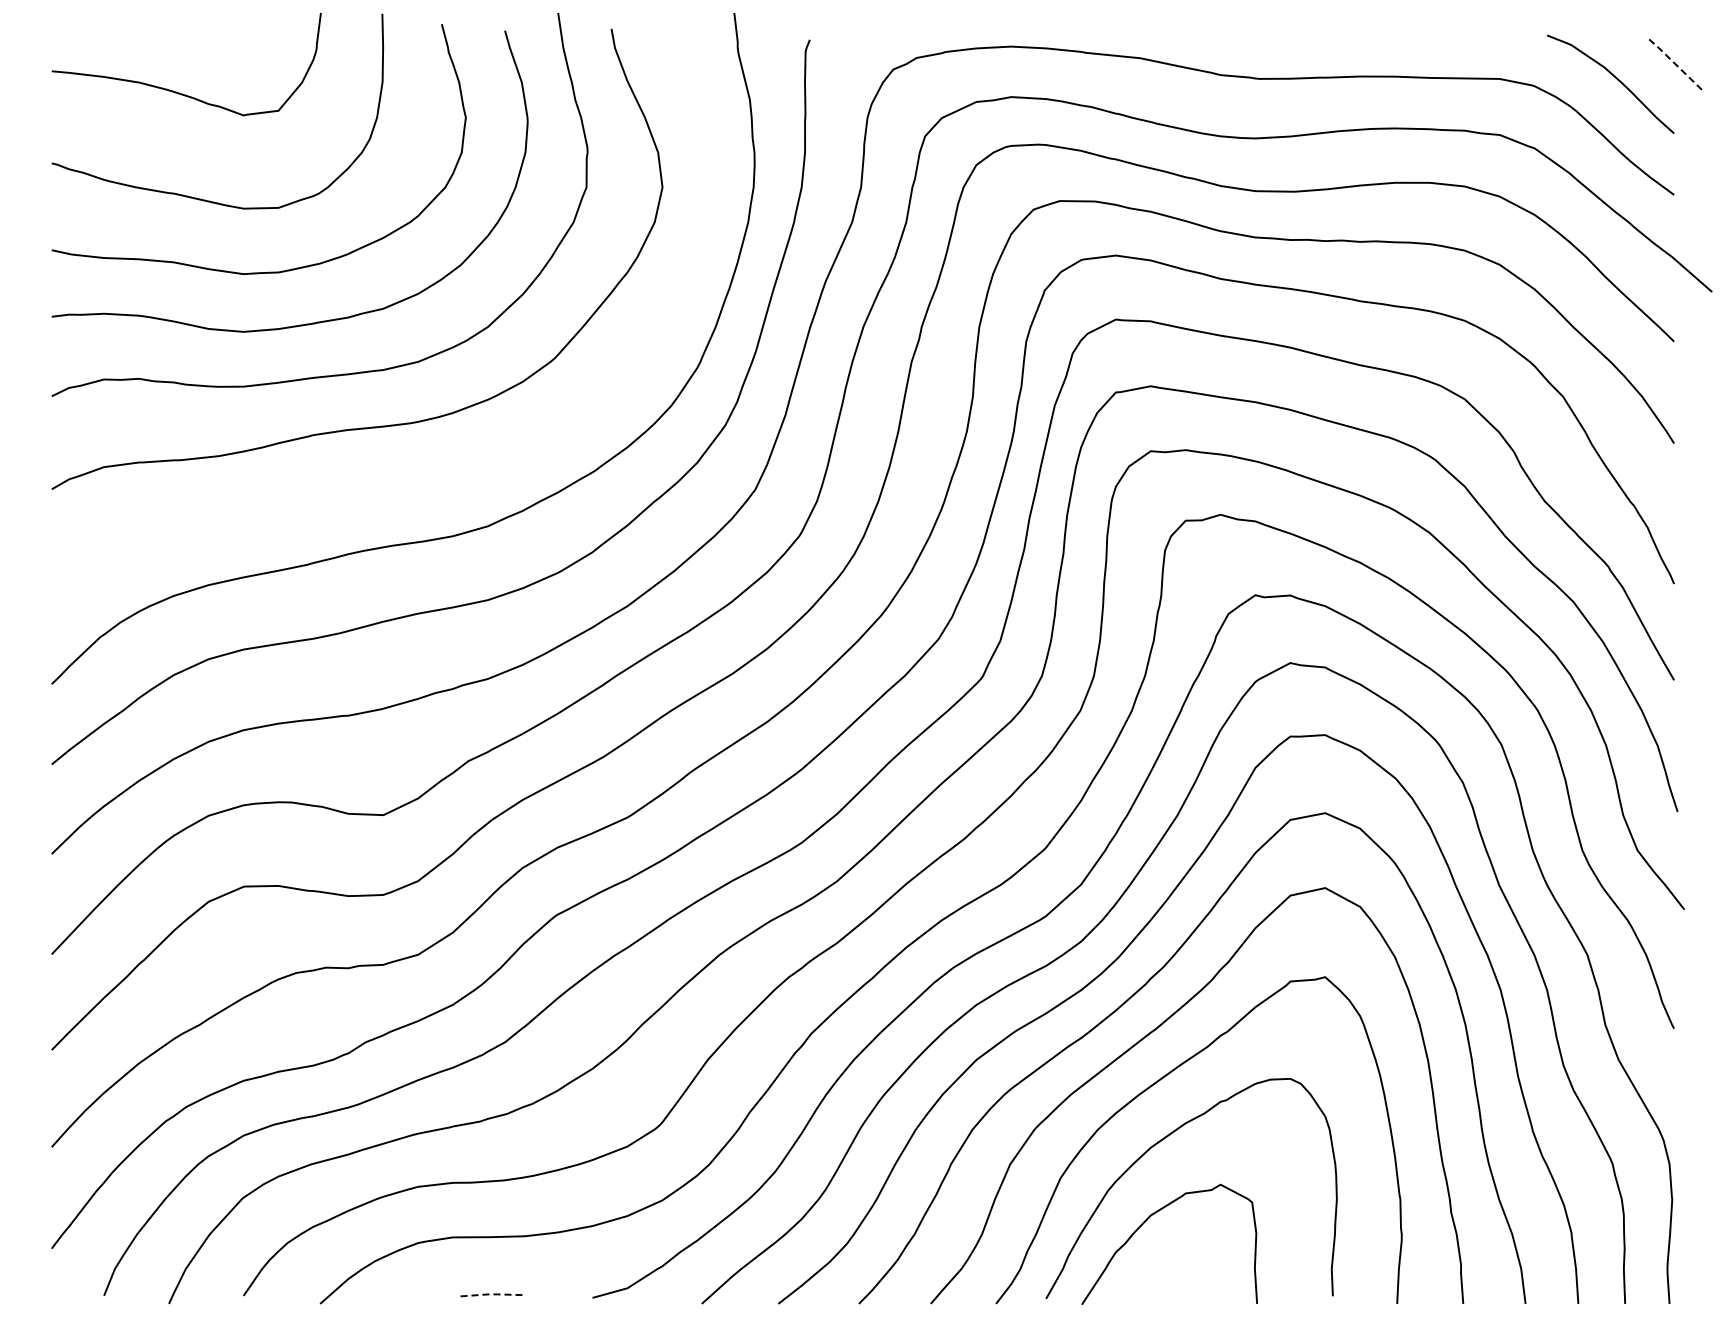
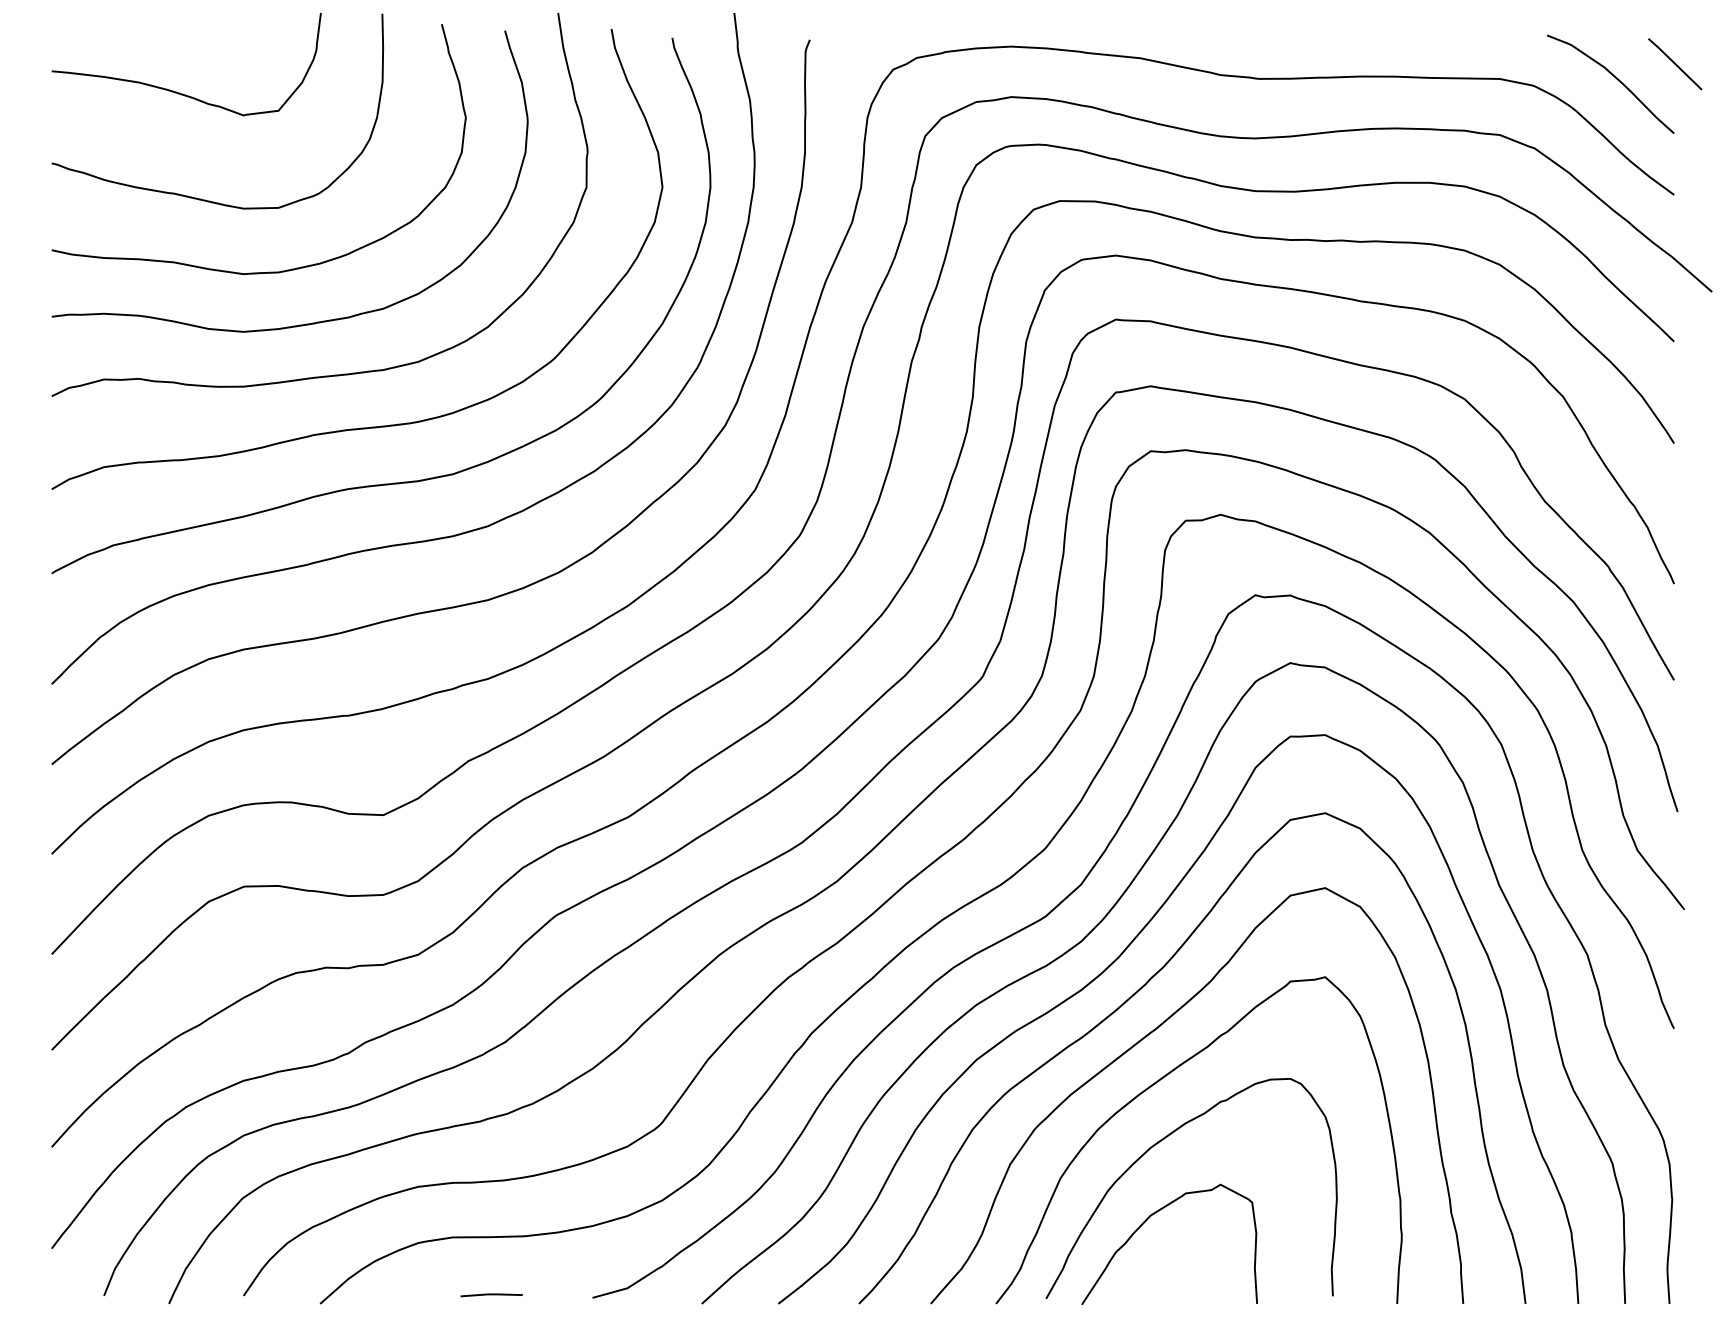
line: dashed -> solid (1674, 63)
curve: none -> present (403, 481)
line: dashed -> solid (491, 1294)
